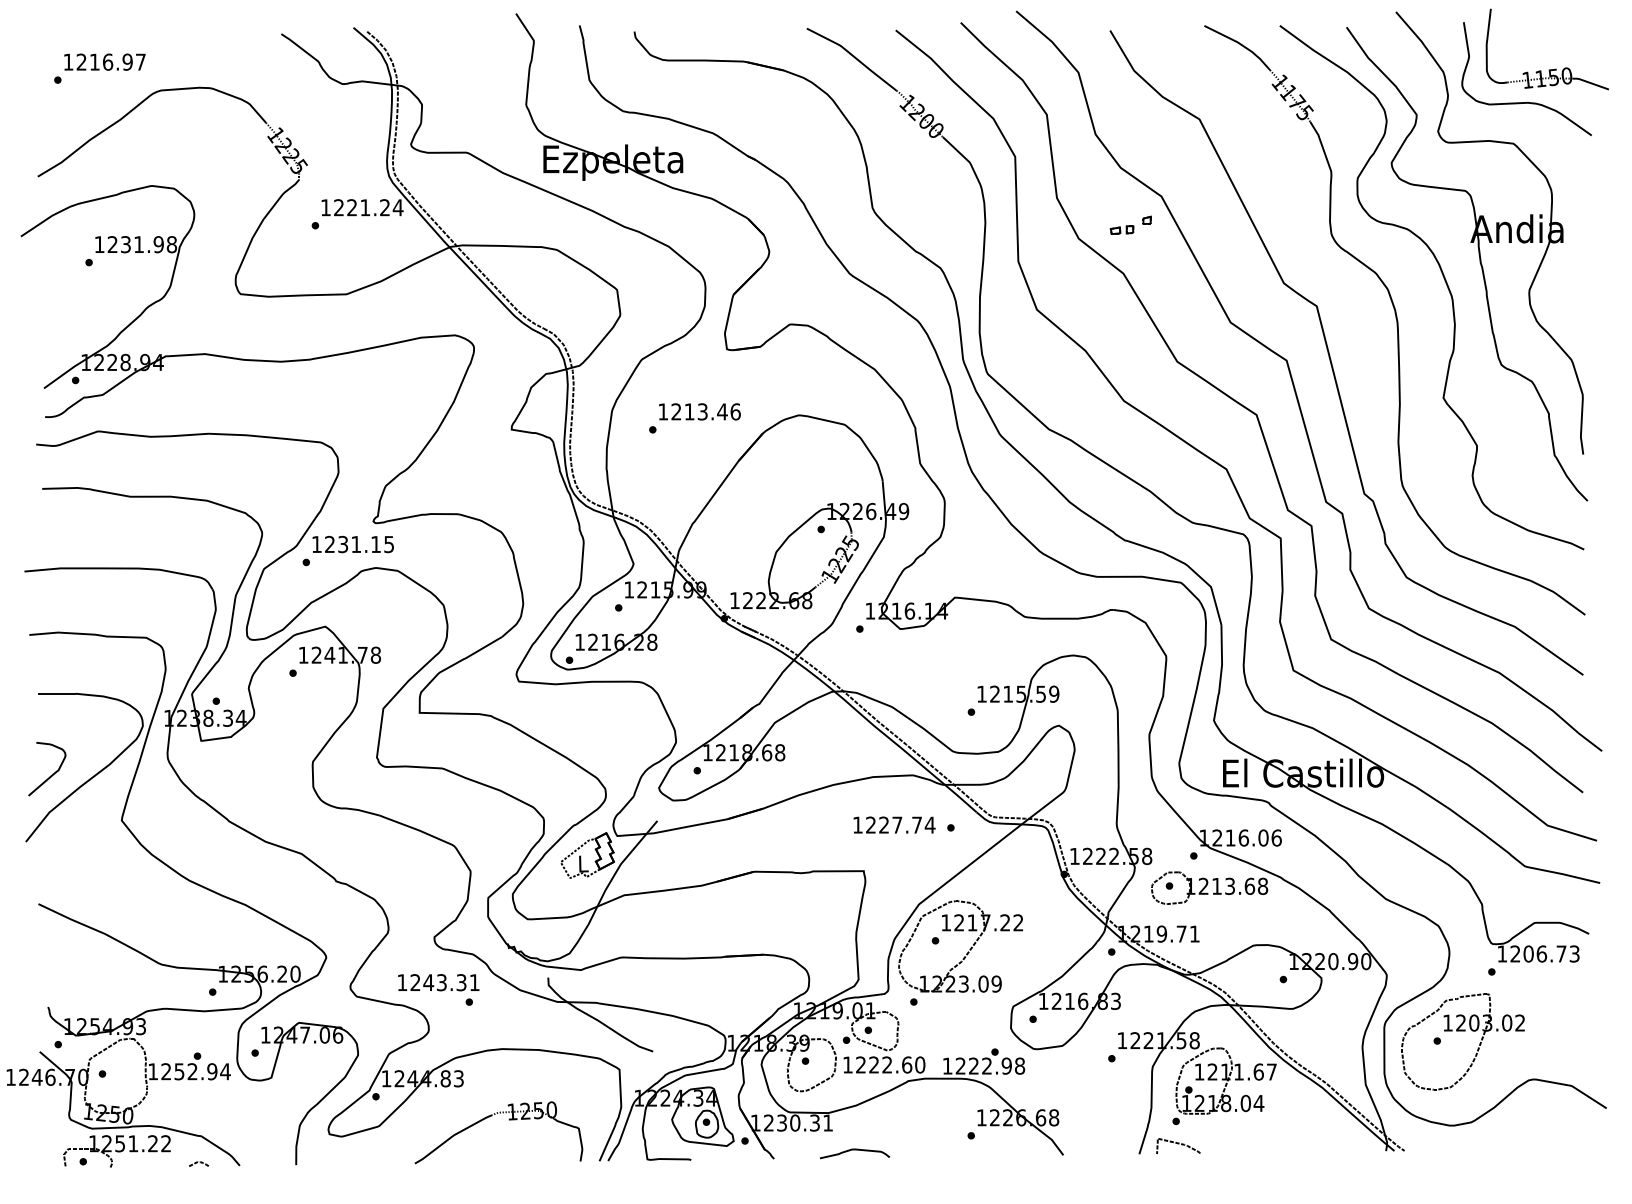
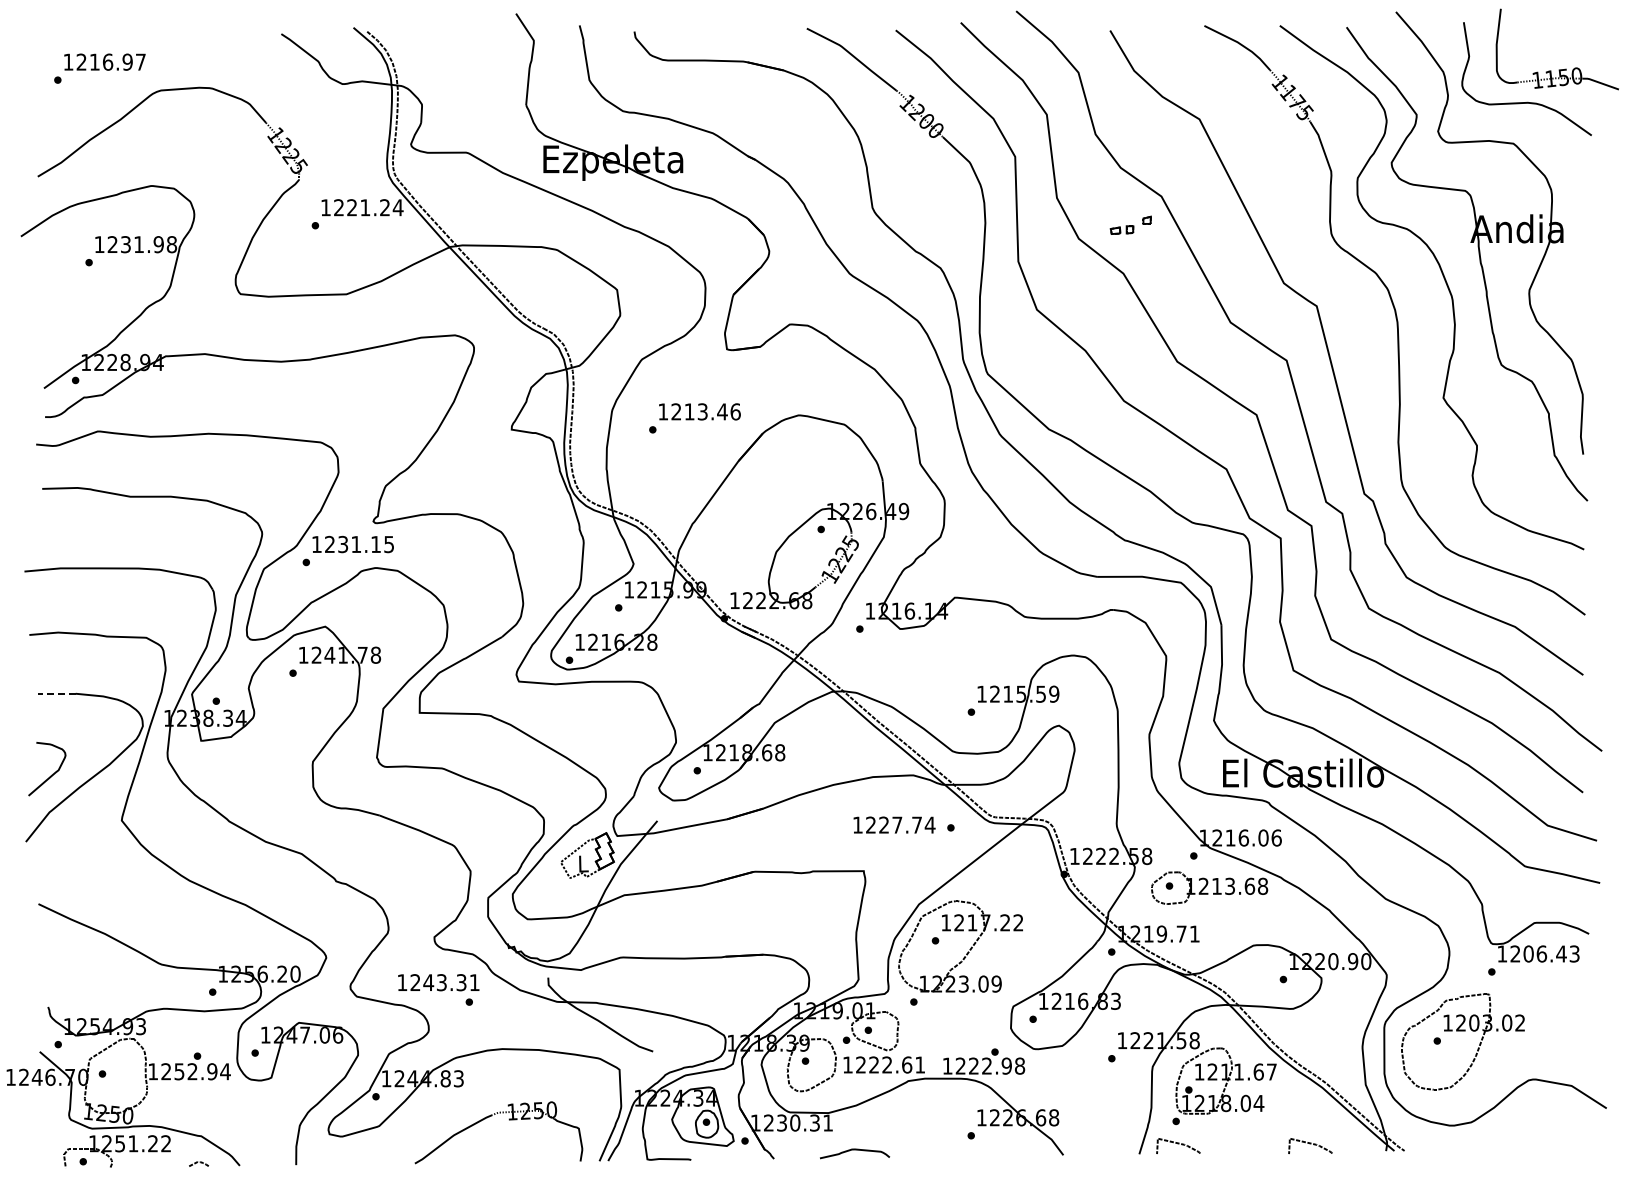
part position: (1548, 69) -> (1558, 69) (1558, 69)
line: solid -> dashed (56, 693)
text: 1206.73 -> 1206.43 (1561, 953)
text: 1222.60 -> 1222.61 (920, 1064)
curve: none -> present (1310, 1144)
